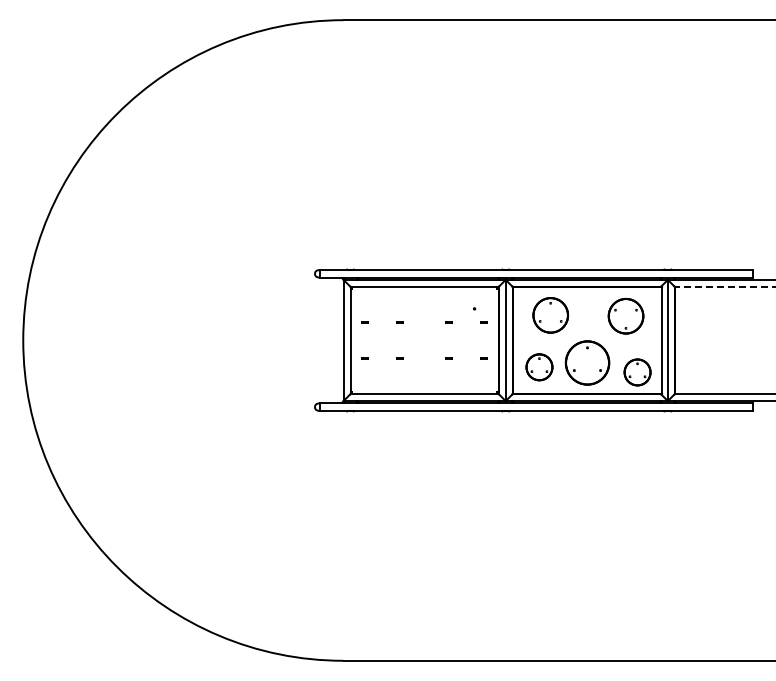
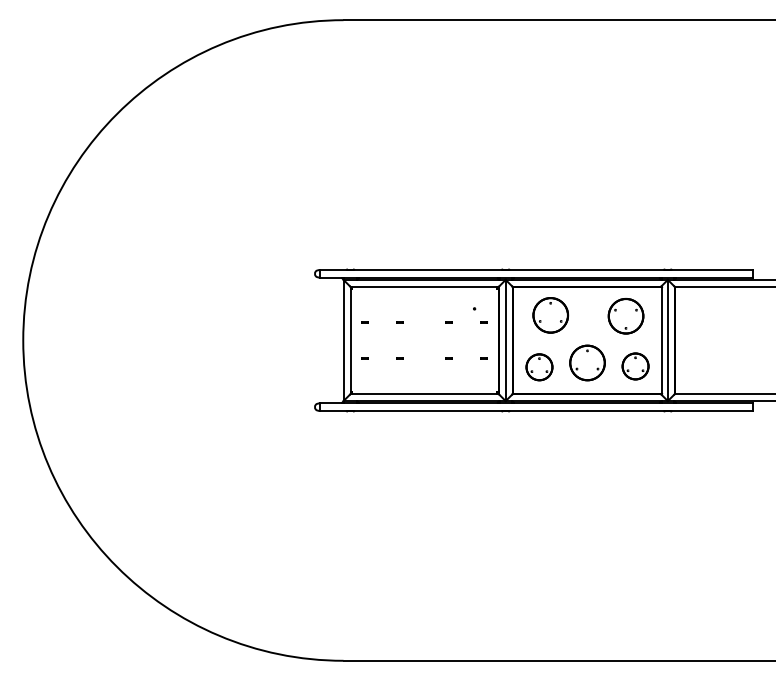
line: dashed -> solid (724, 286)
part size: 47x46 px -> 37x38 px (587, 362)
part position: (637, 372) -> (635, 366) (635, 366)
